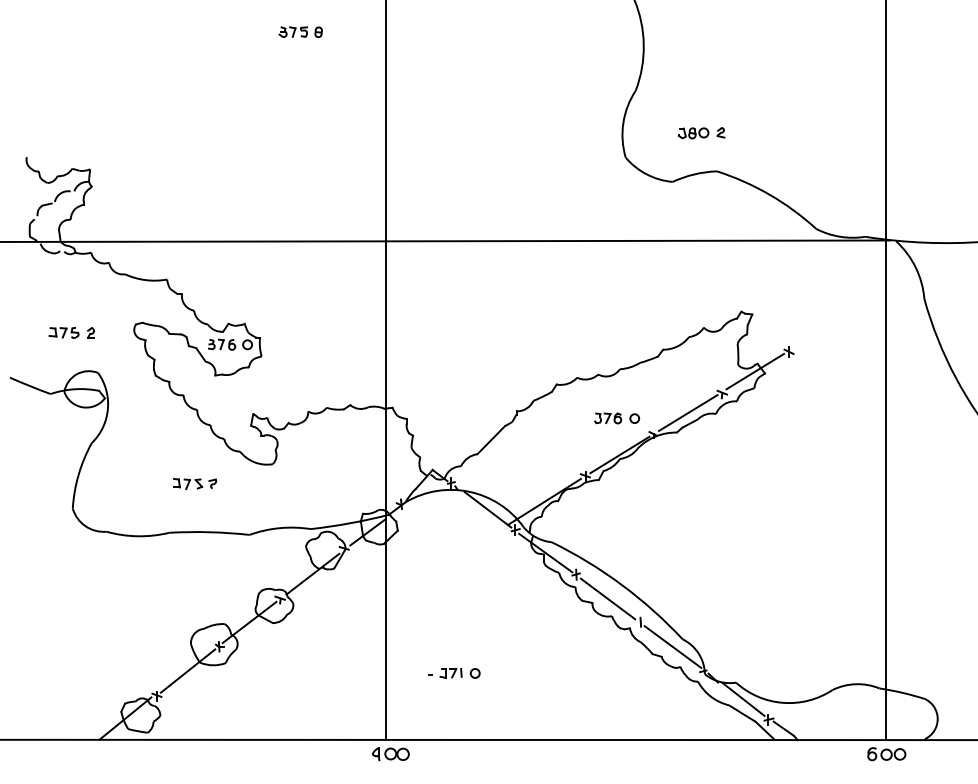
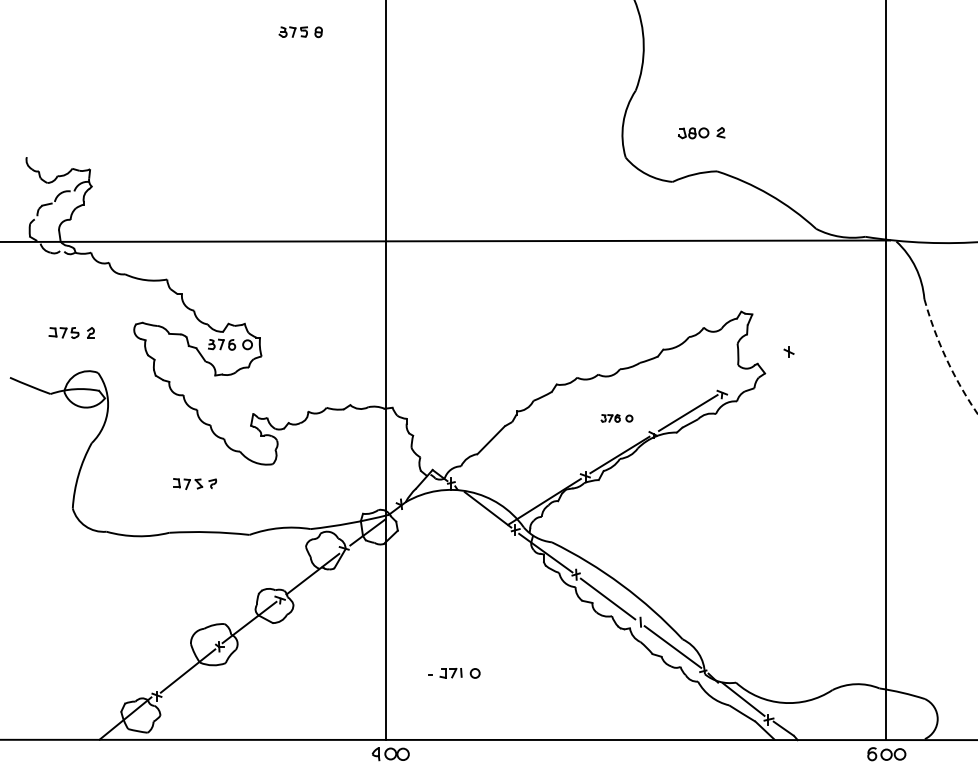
arc: solid -> dashed (946, 358)
line: present -> none (755, 371)
part size: 46x13 px -> 34x9 px (616, 418)
